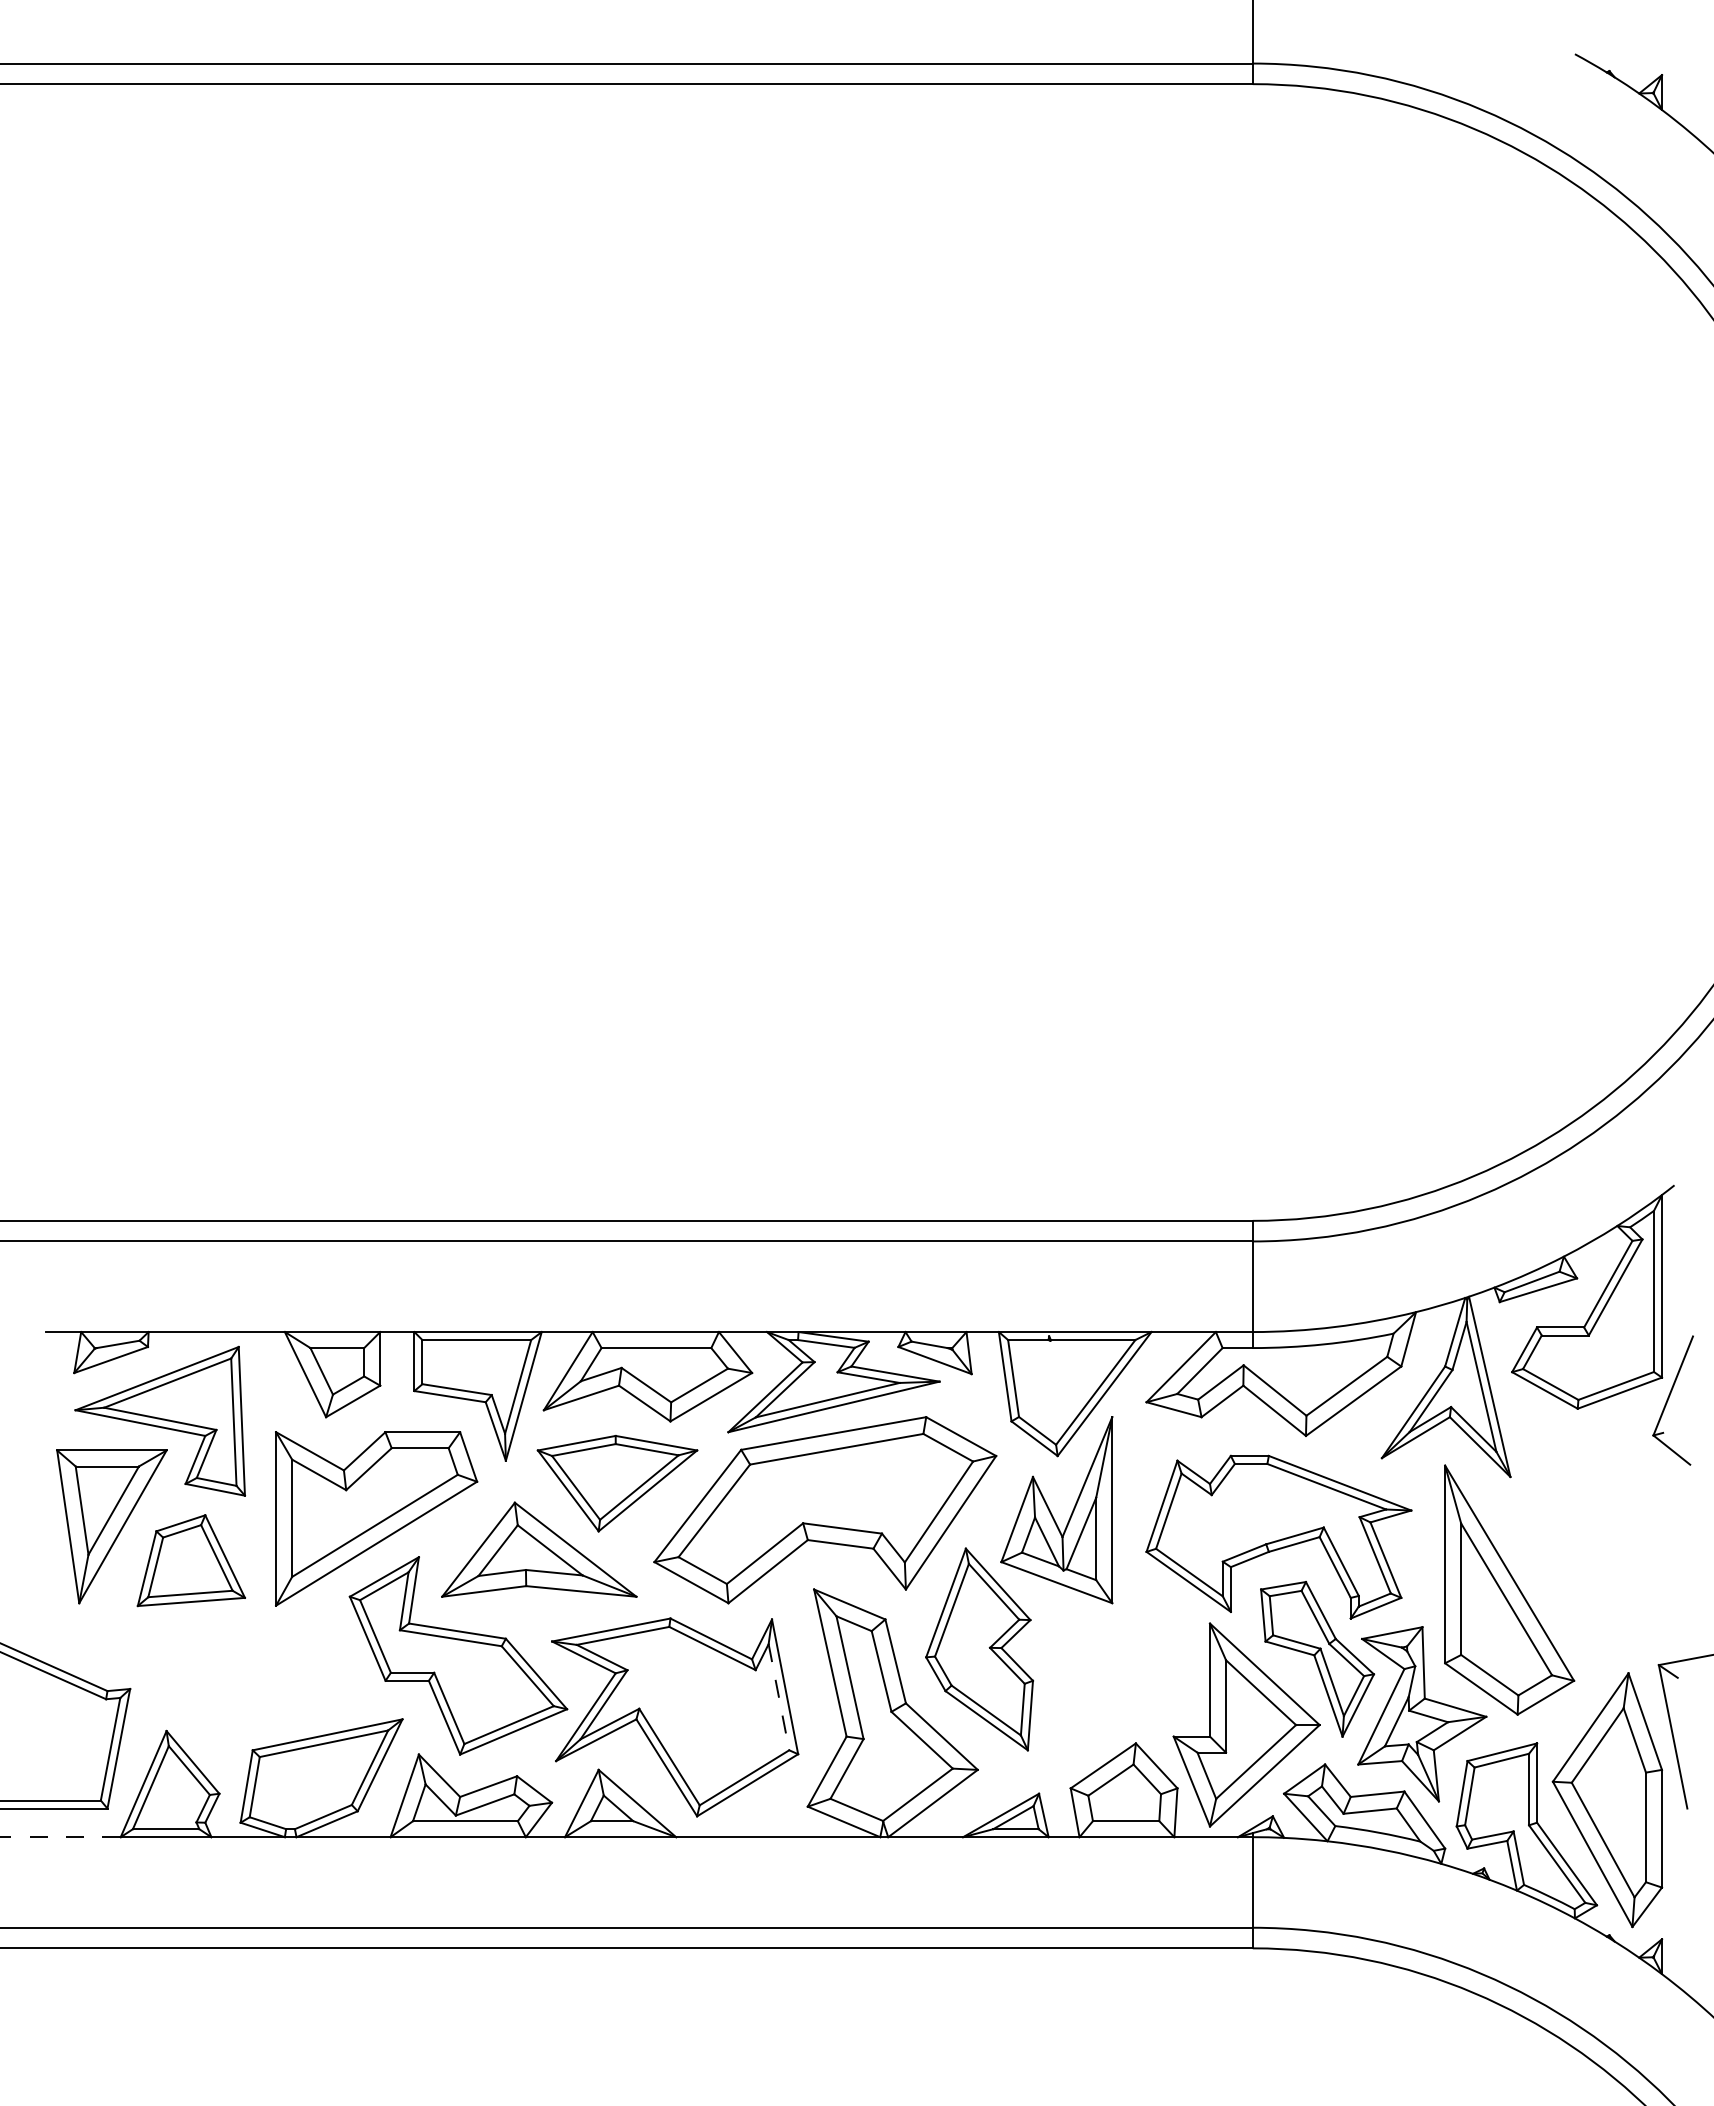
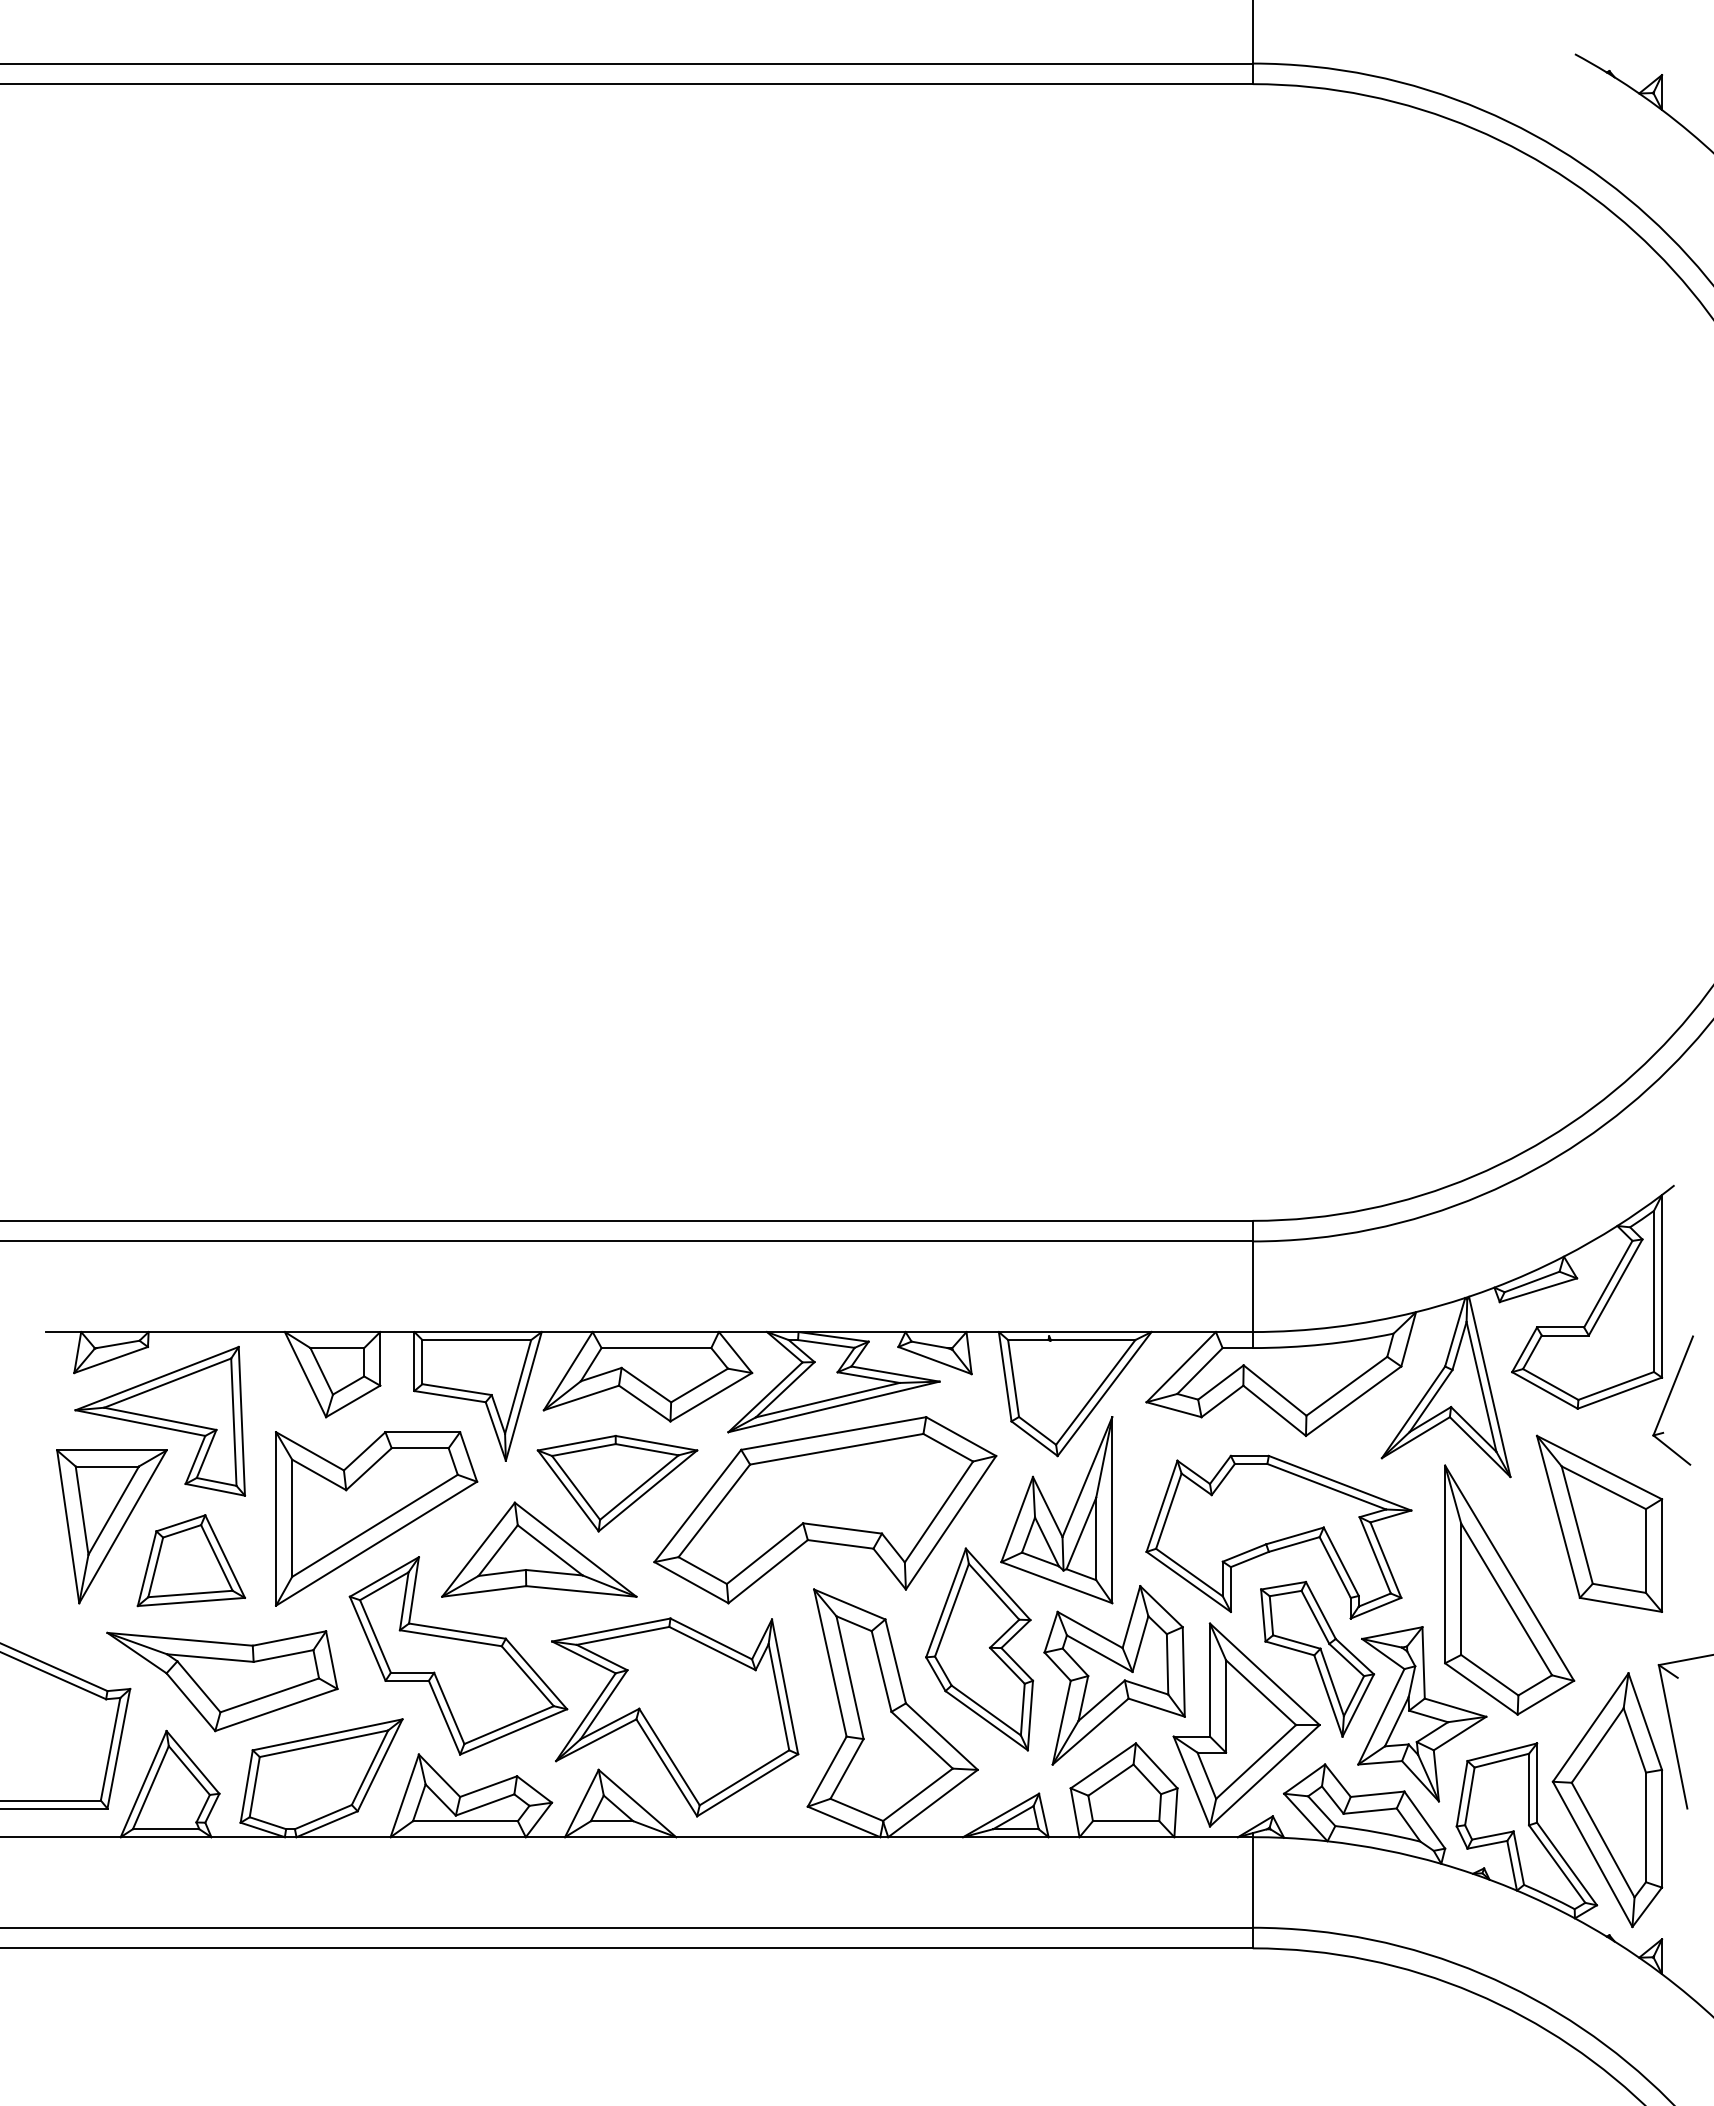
part: none -> present (1599, 1523)
part: none -> present (1114, 1675)
part: none -> present (222, 1681)
line: dashed -> solid (779, 1697)
line: dashed -> solid (60, 1837)
